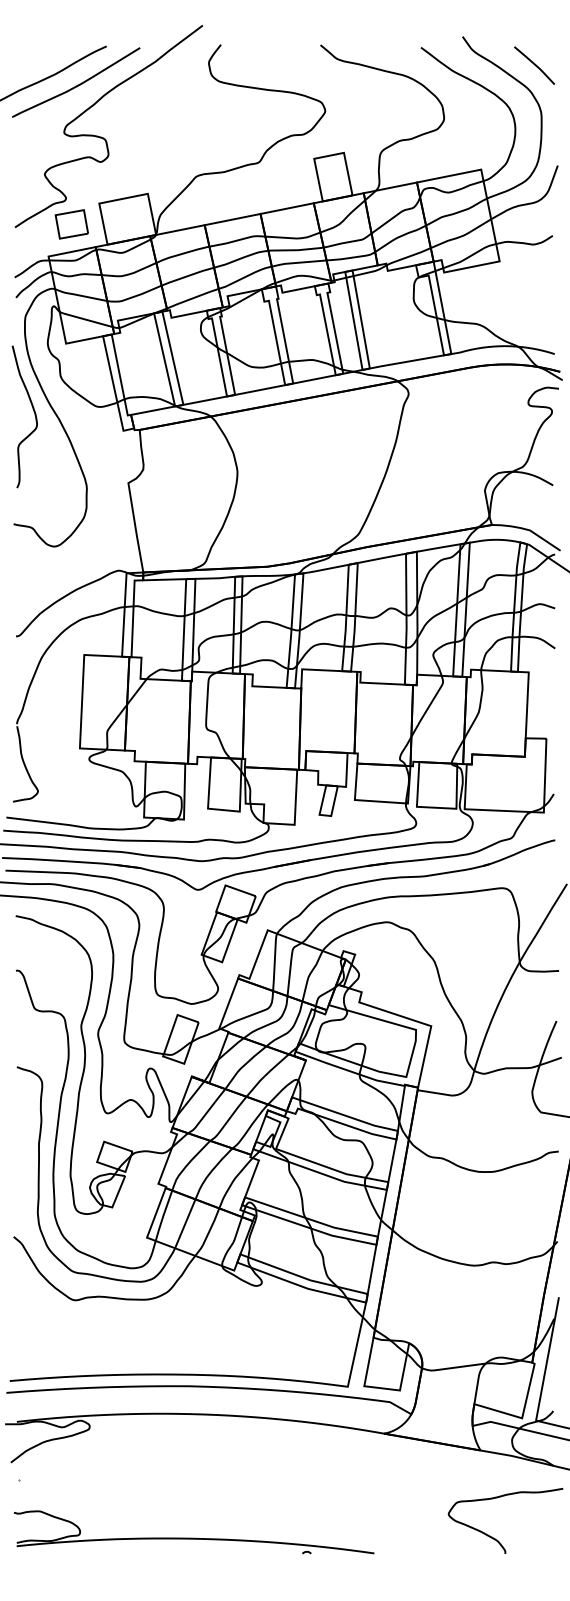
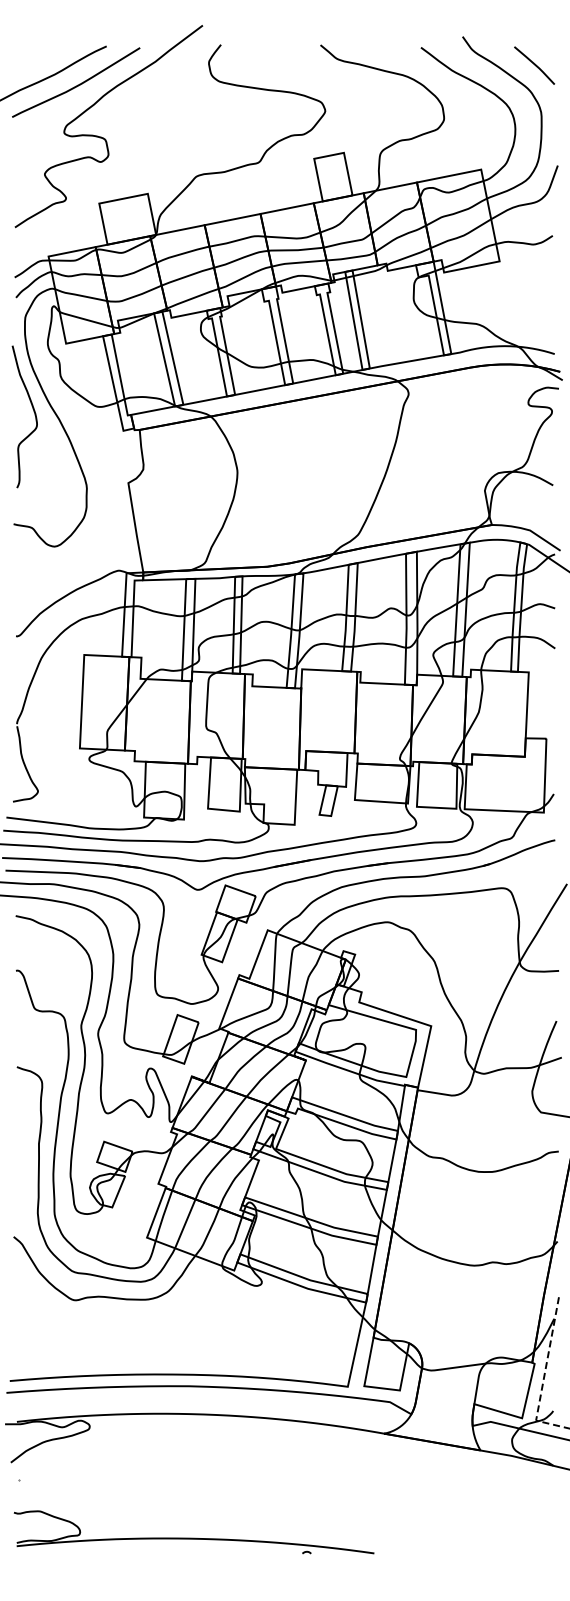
part: present -> none (71, 224)
line: solid -> dashed (544, 1376)
curve: present -> none (495, 1538)
